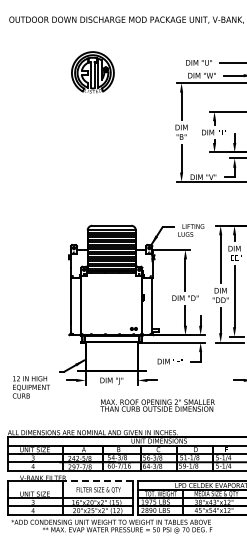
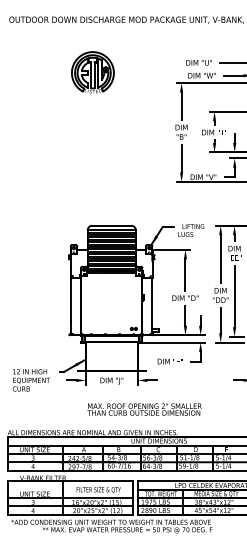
text position: (30, 387) -> (30, 380) (30, 380)
text position: (157, 405) -> (144, 409) (144, 409)
line: dashed -> solid (98, 481)
